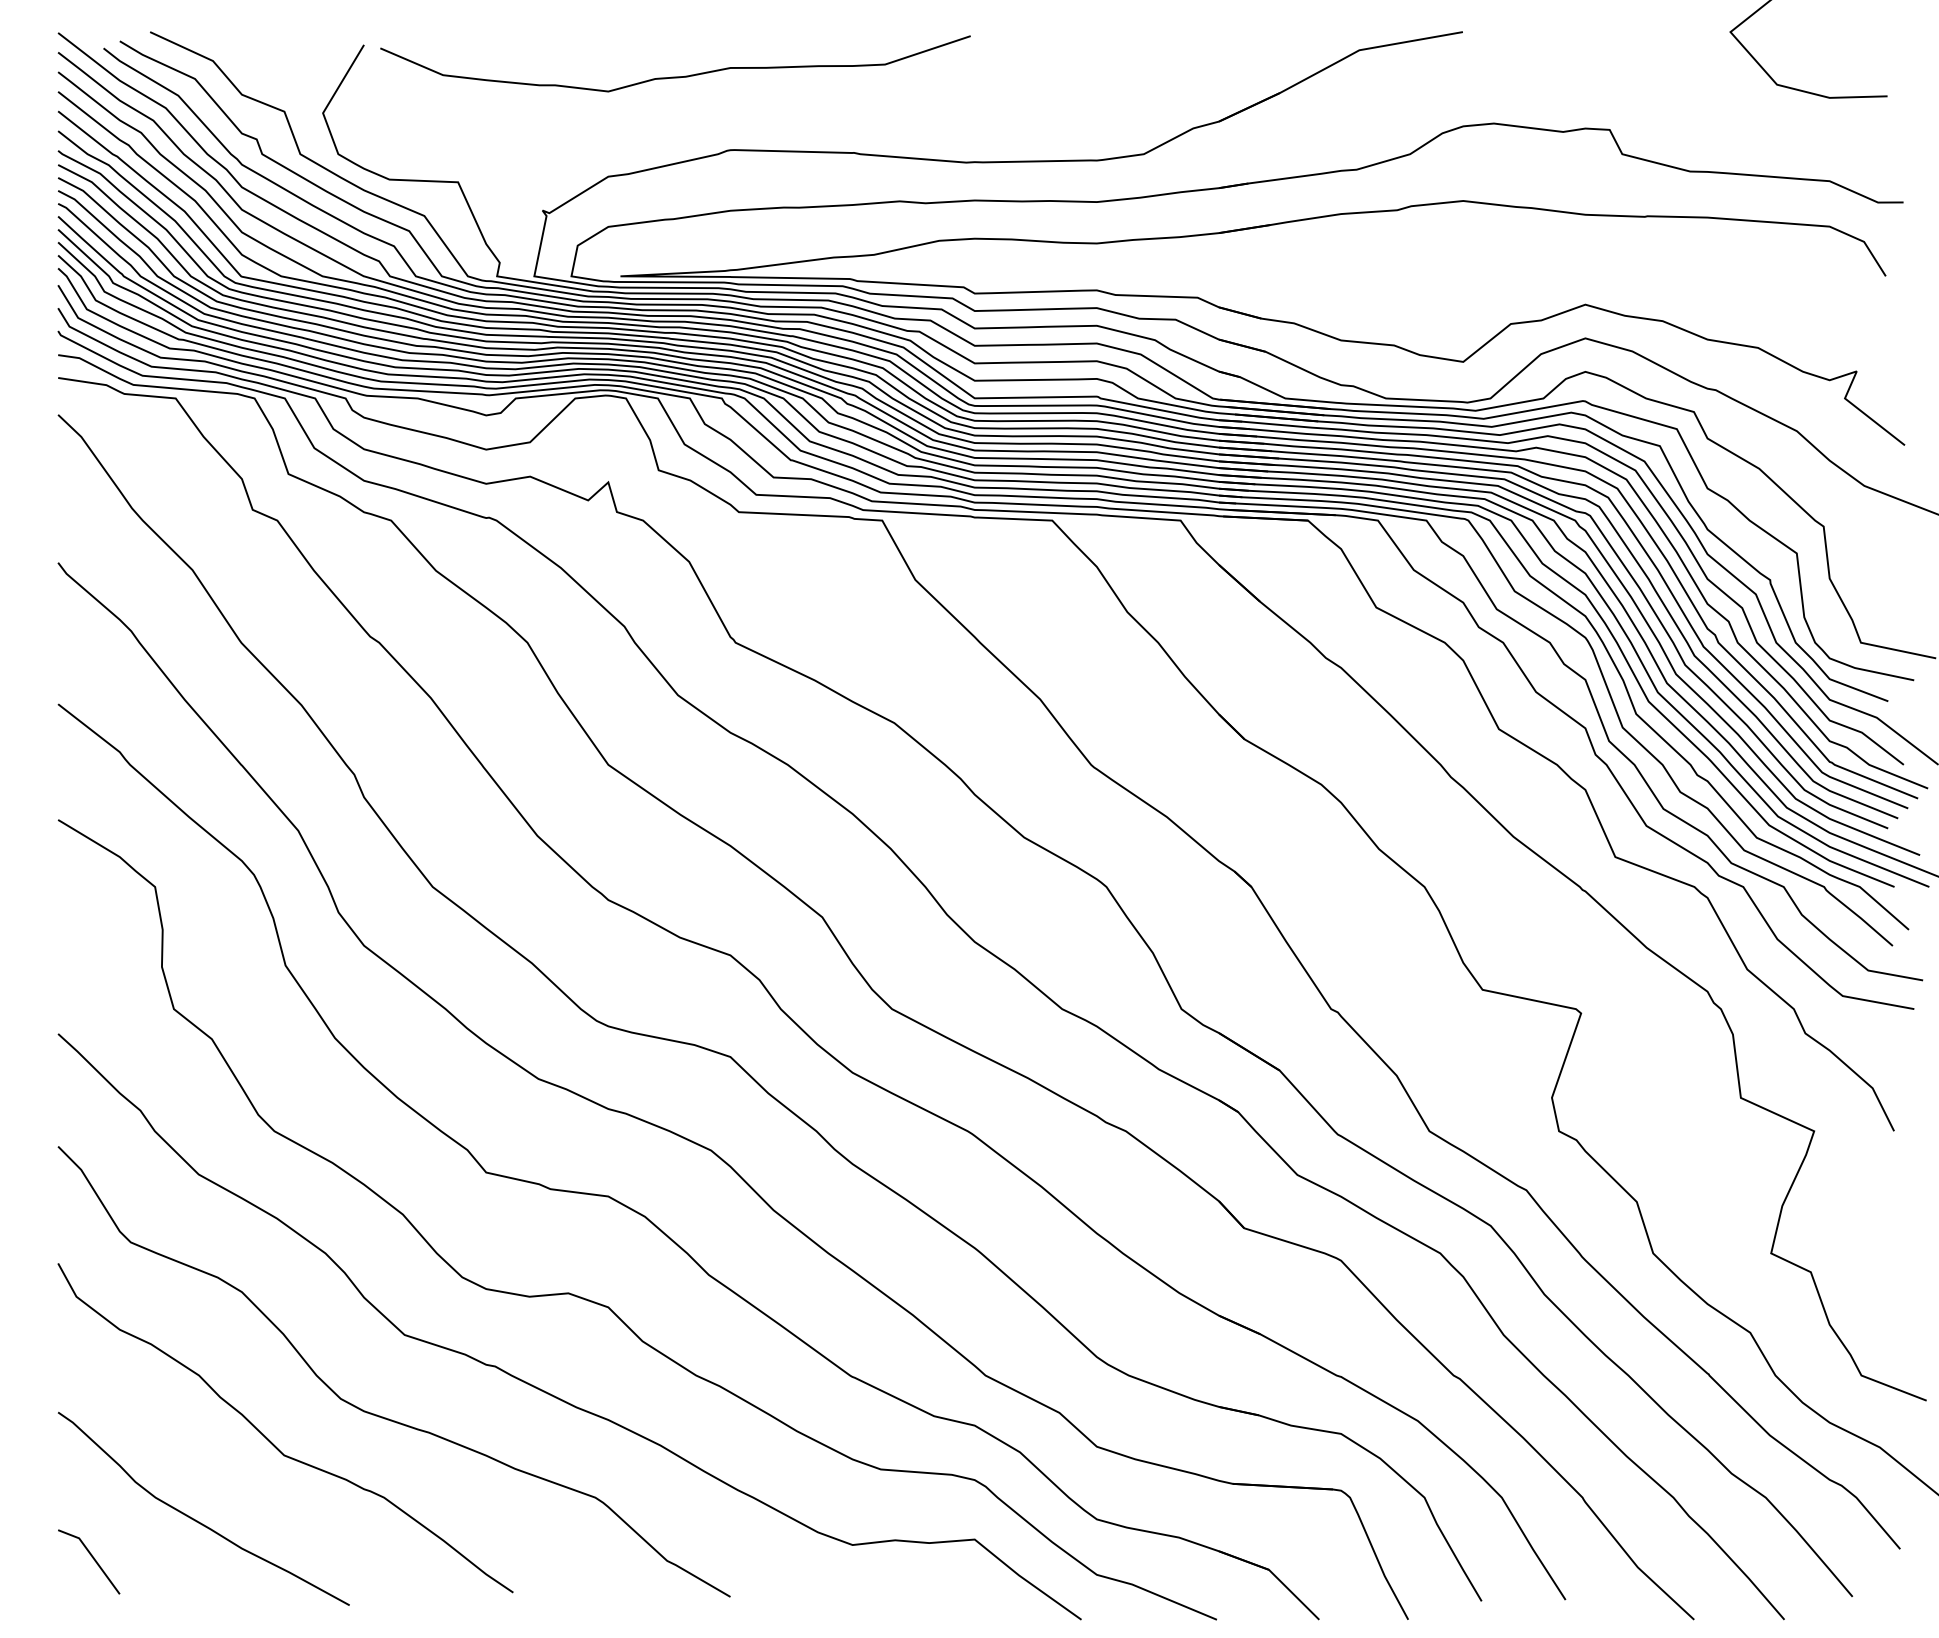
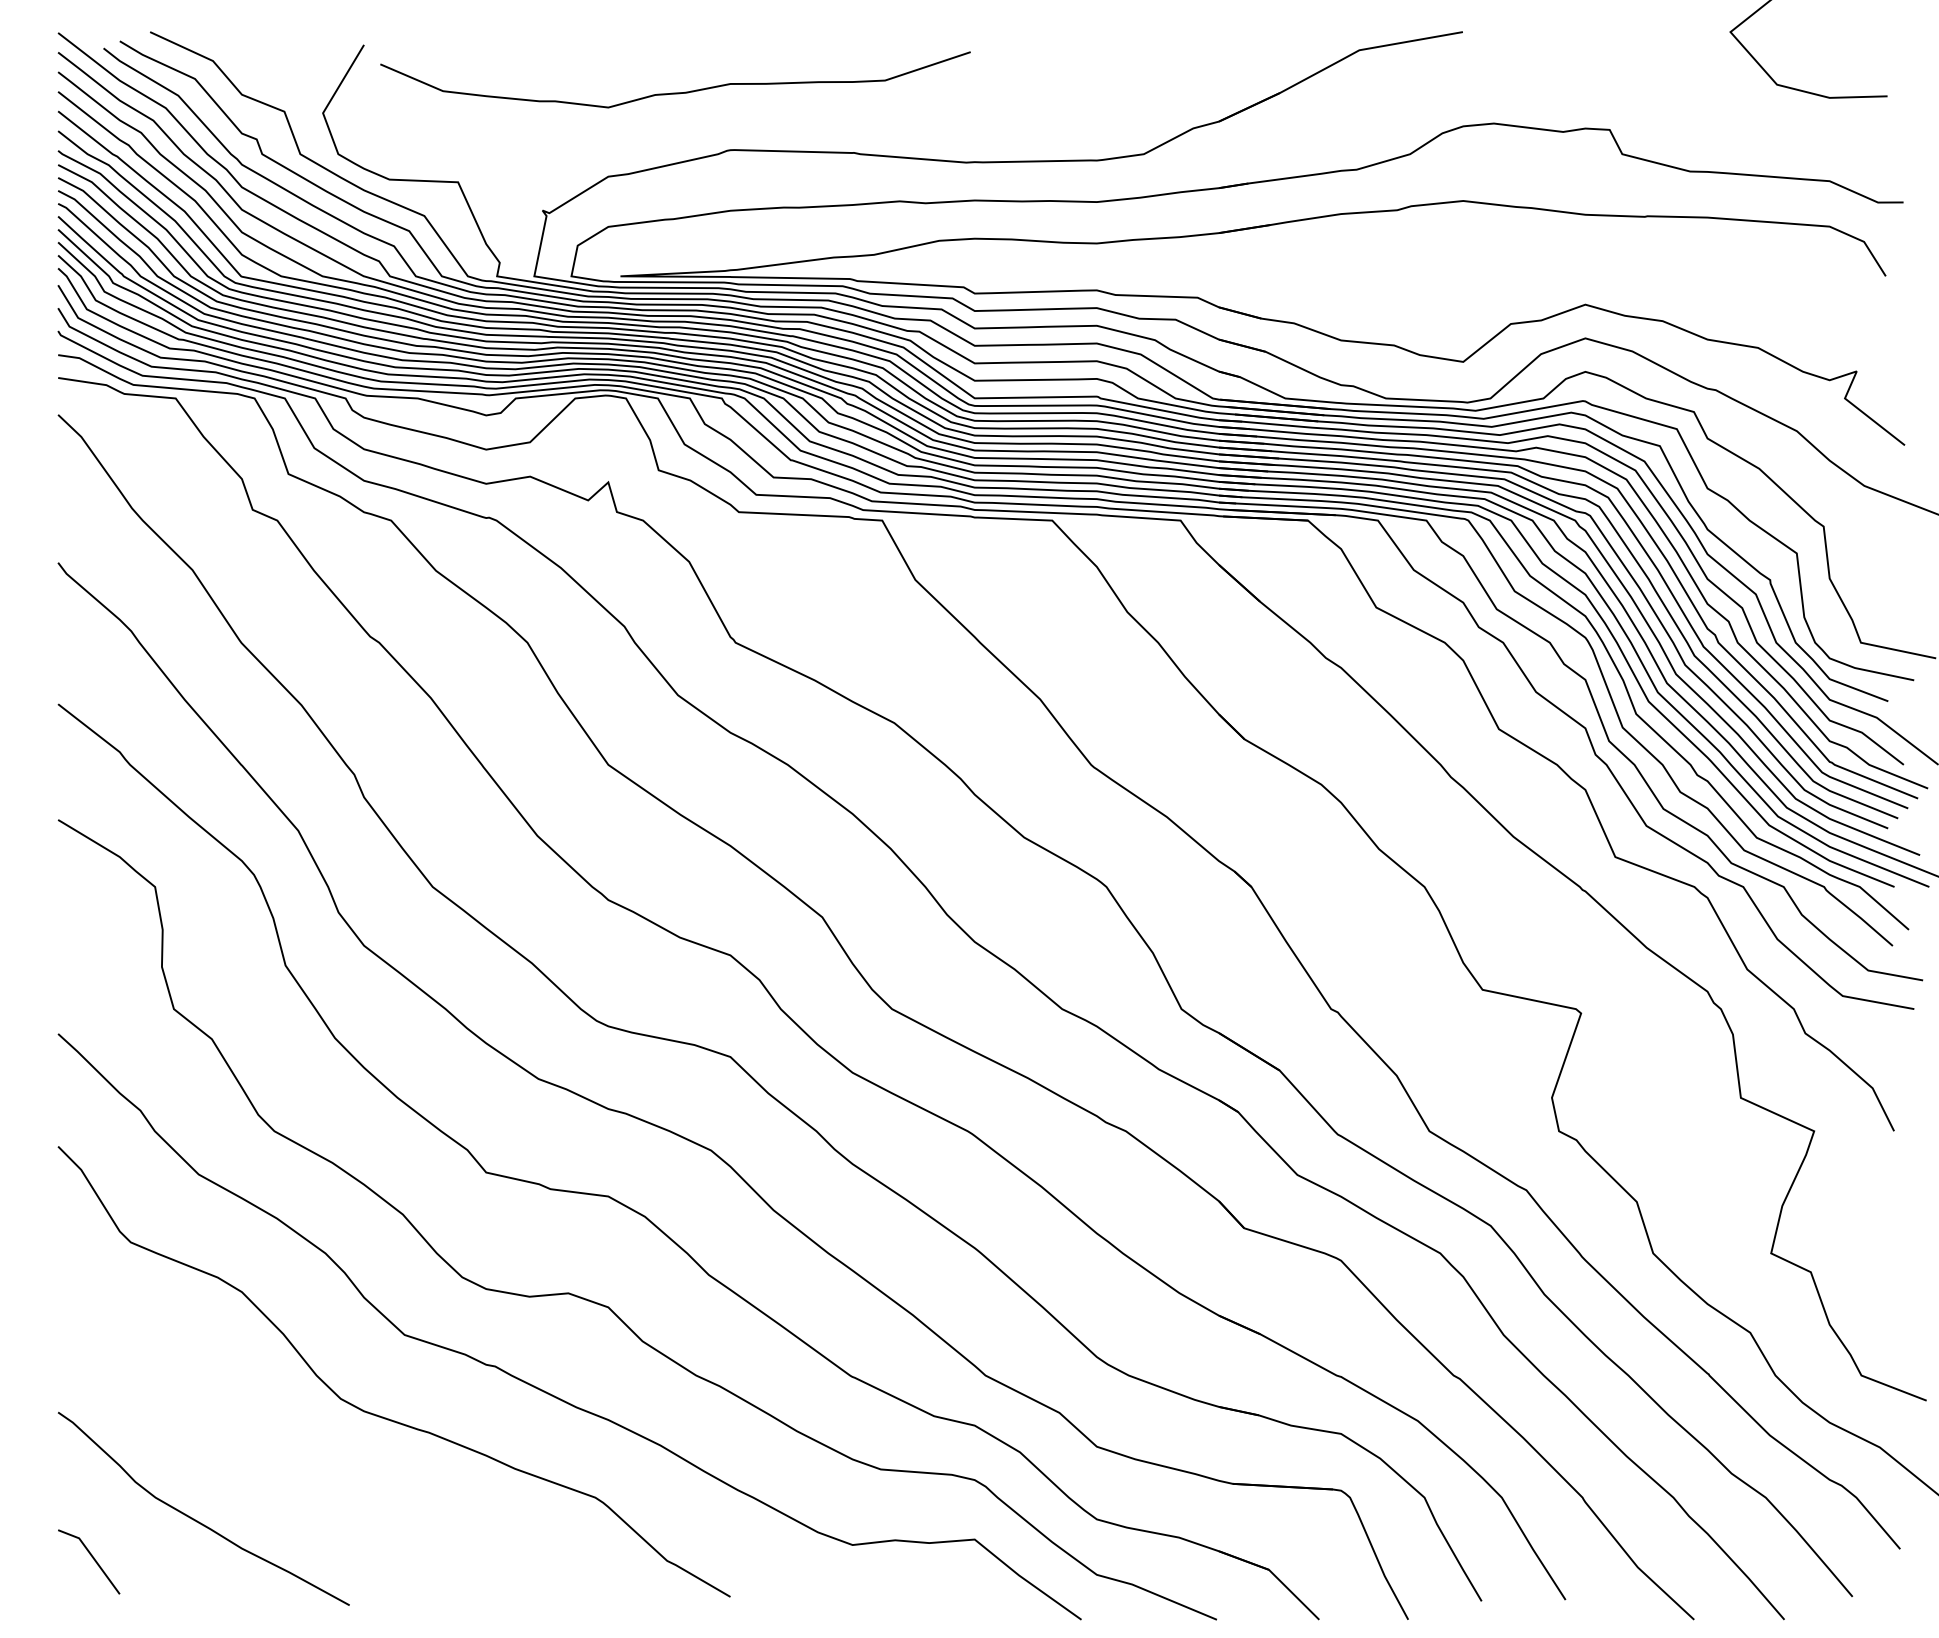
curve position: (675, 76) -> (675, 92) (675, 92)
curve: present -> none (271, 1441)
